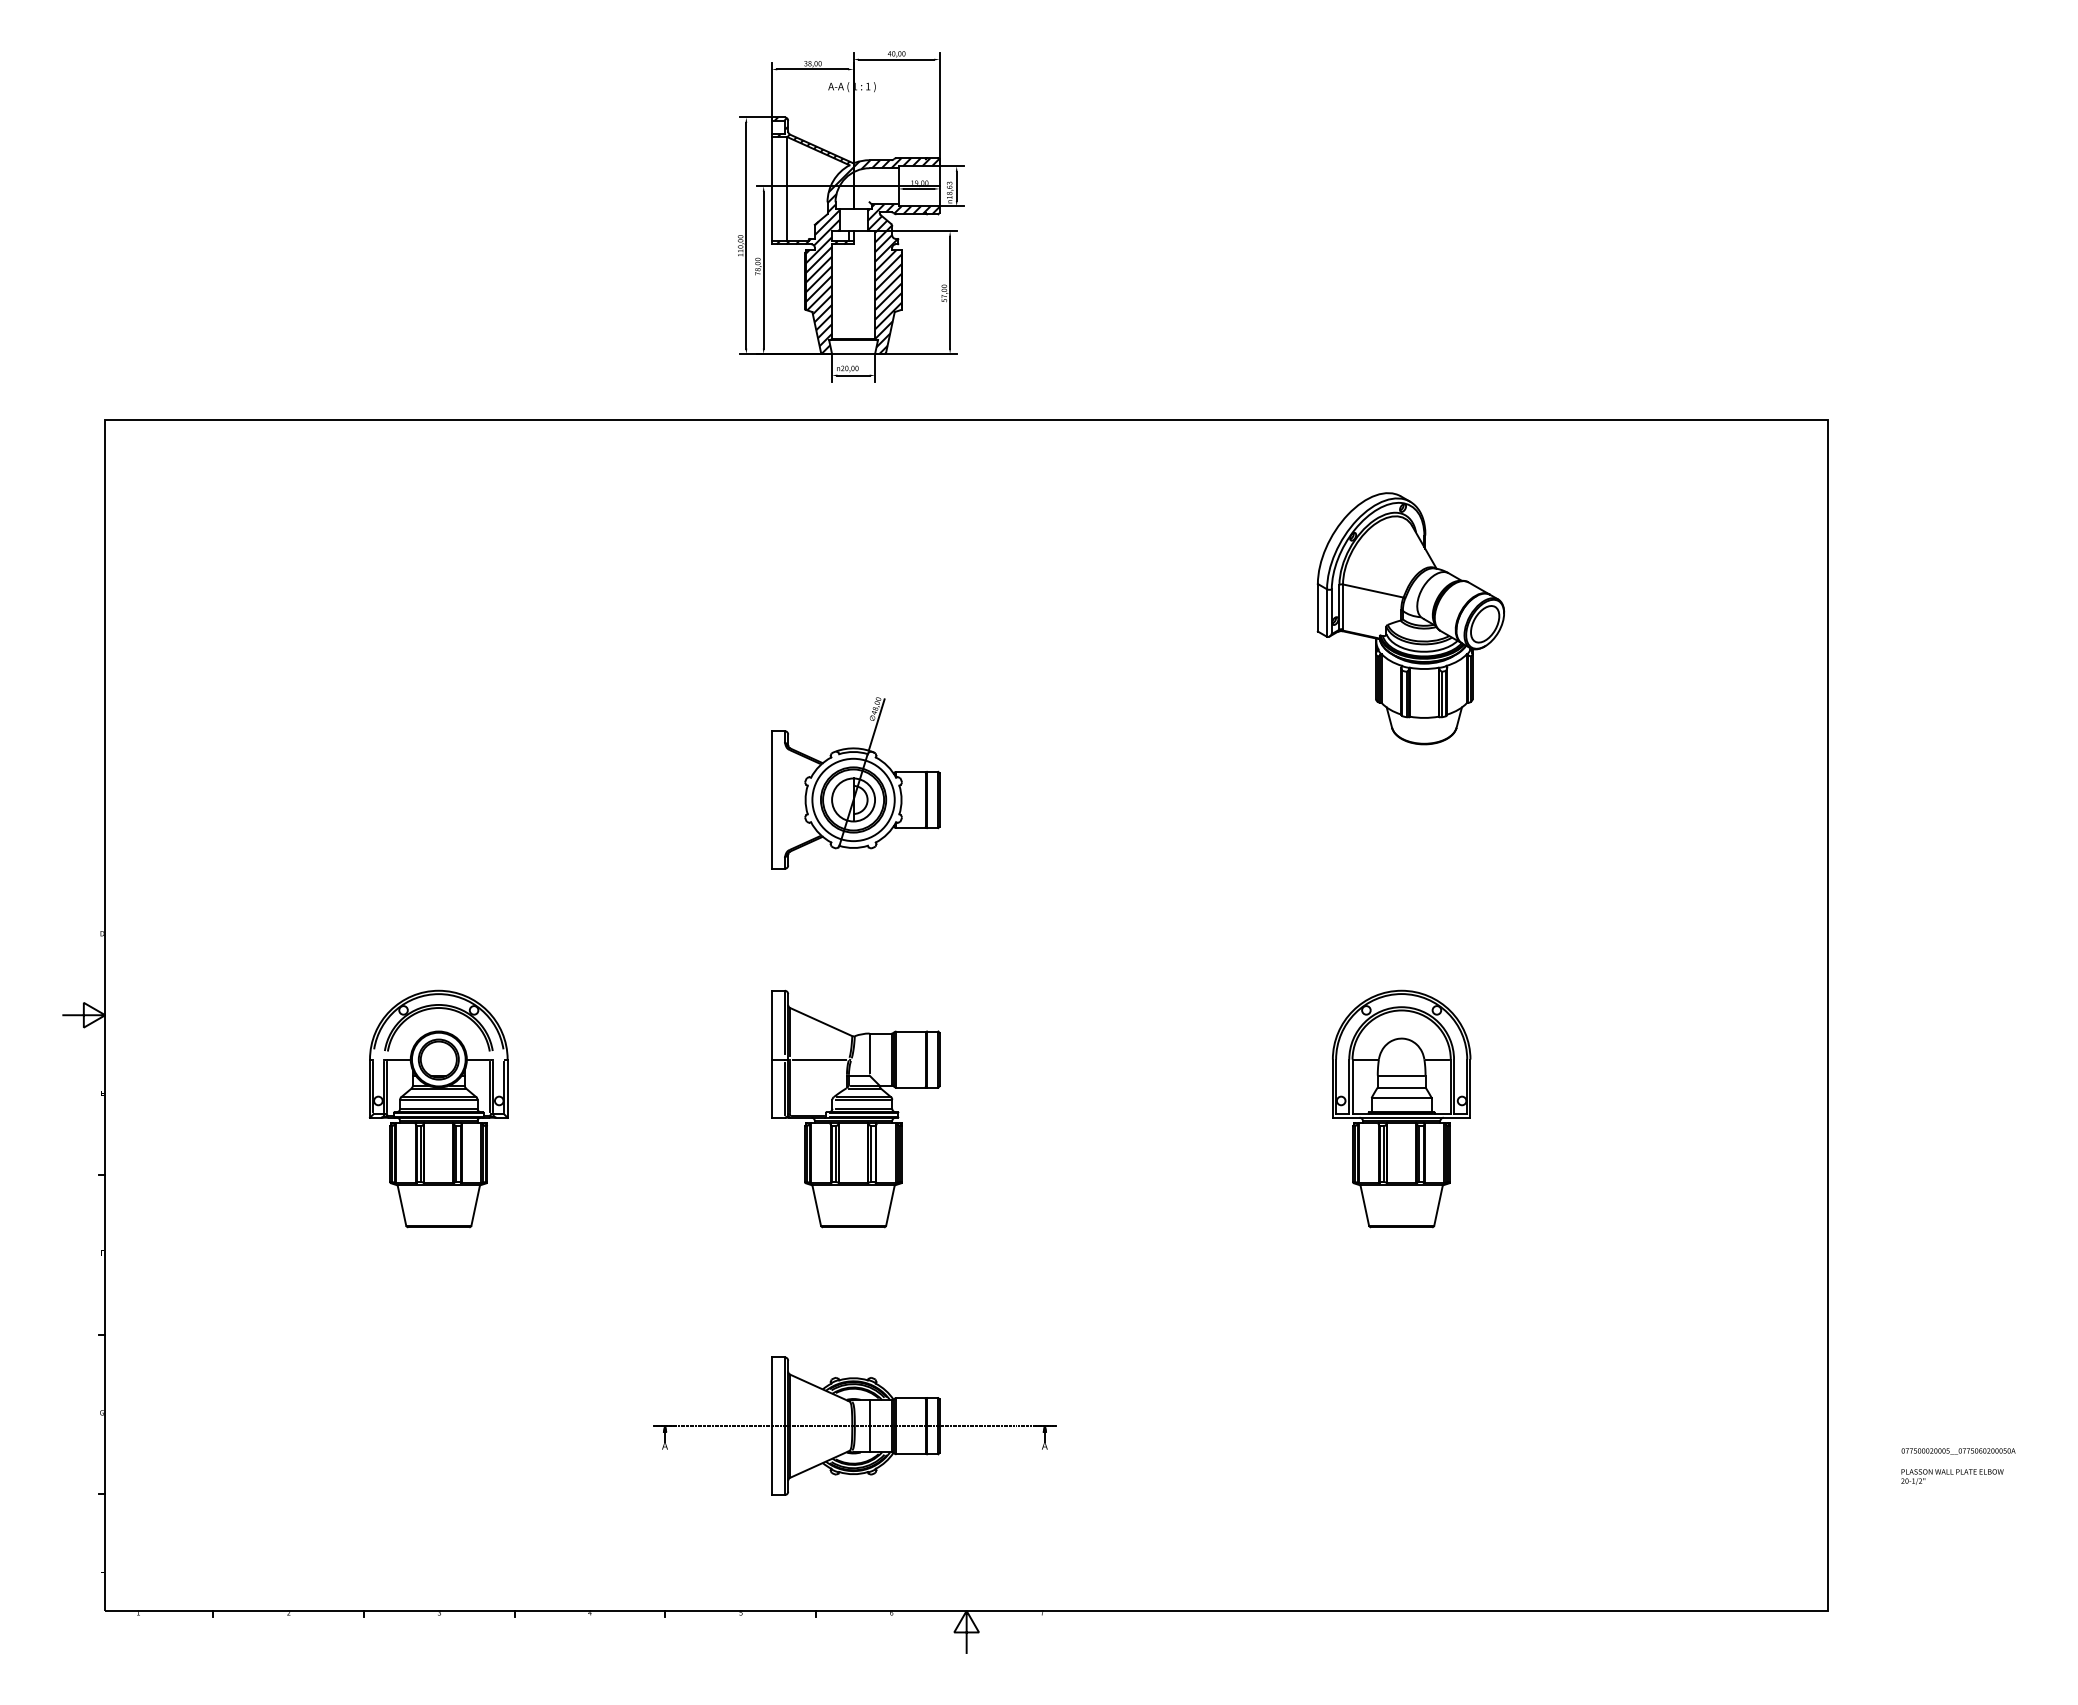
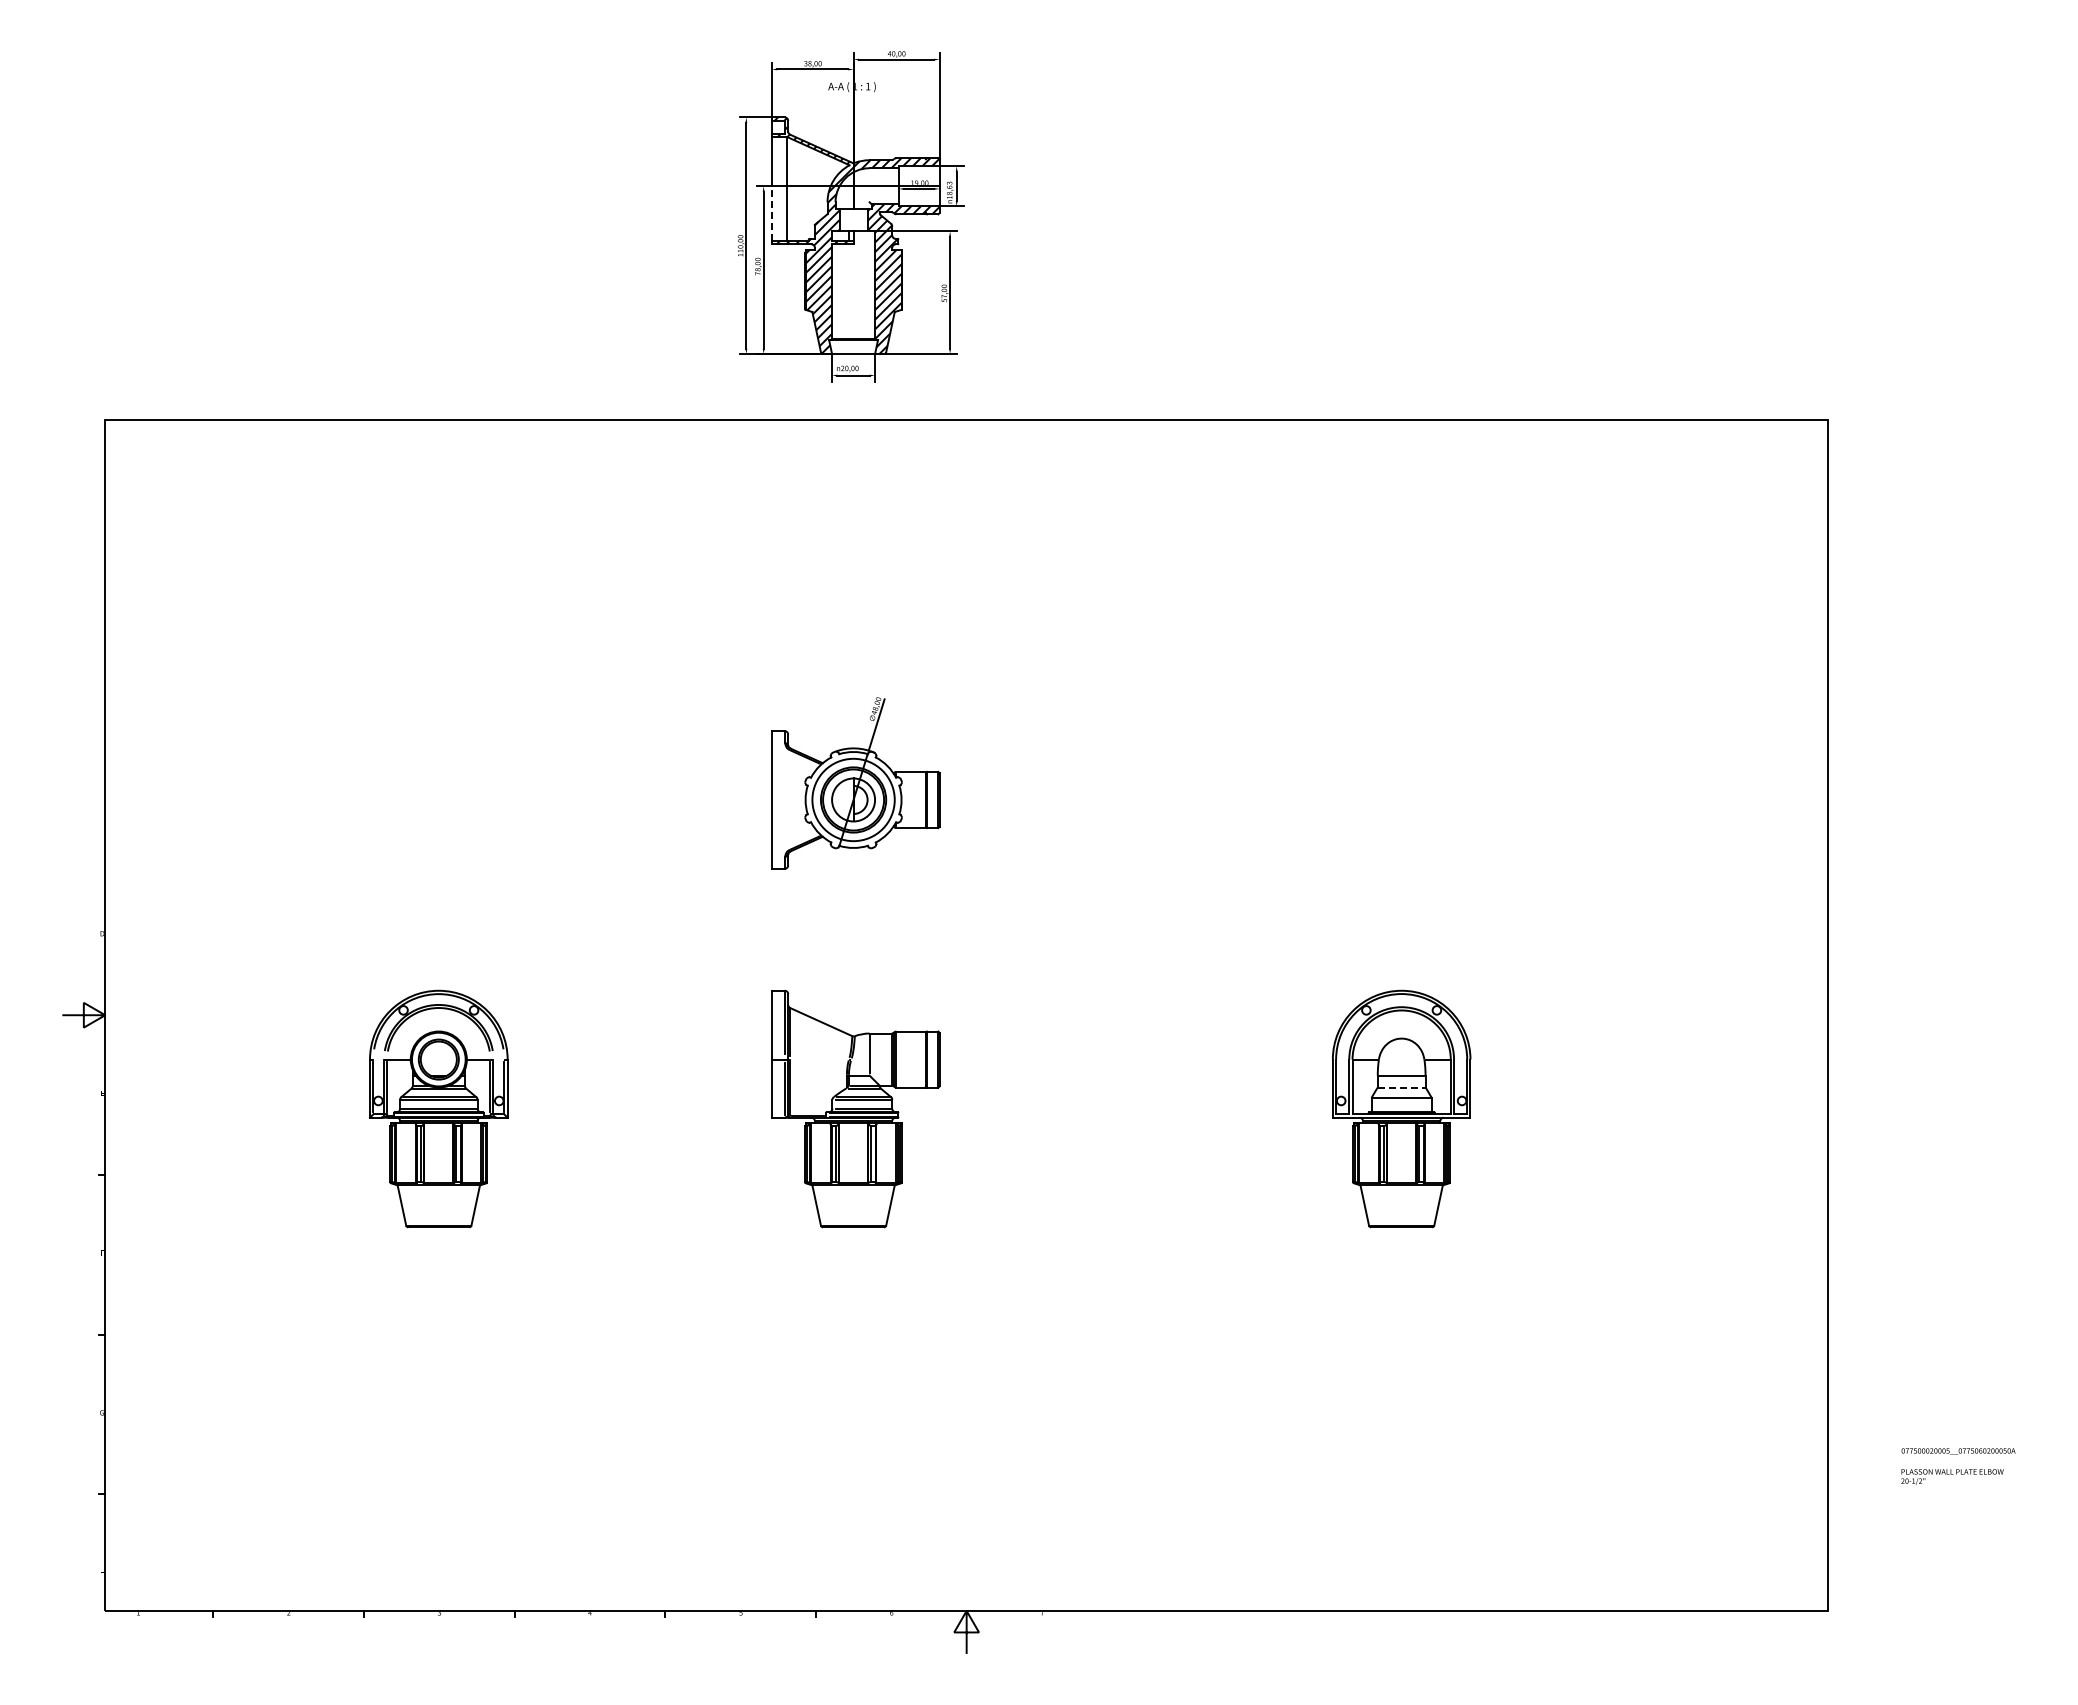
line: solid -> dashed (771, 213)
part: present -> none (1410, 618)
line: present -> none (819, 1059)
line: solid -> dashed (1401, 1087)
part: present -> none (854, 1425)
